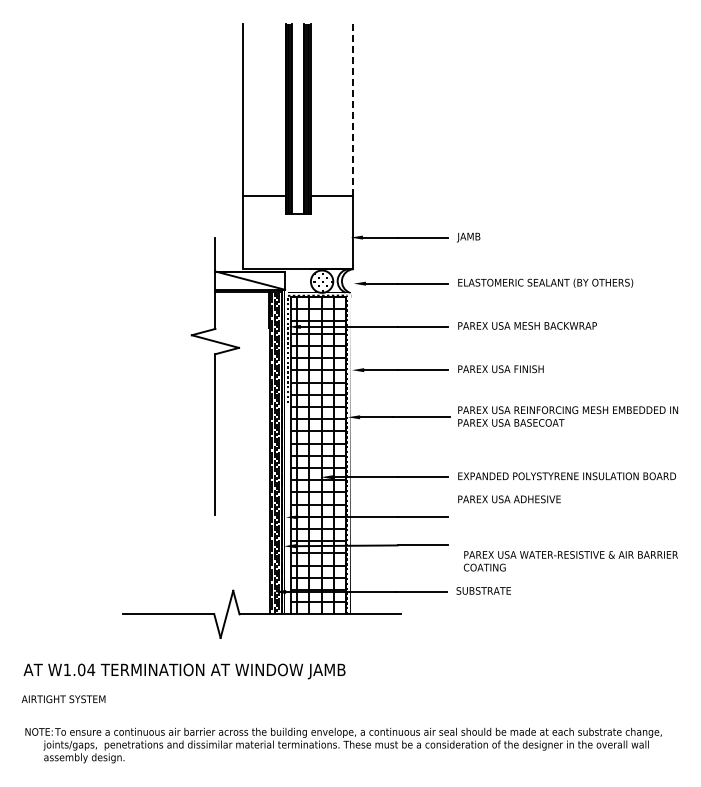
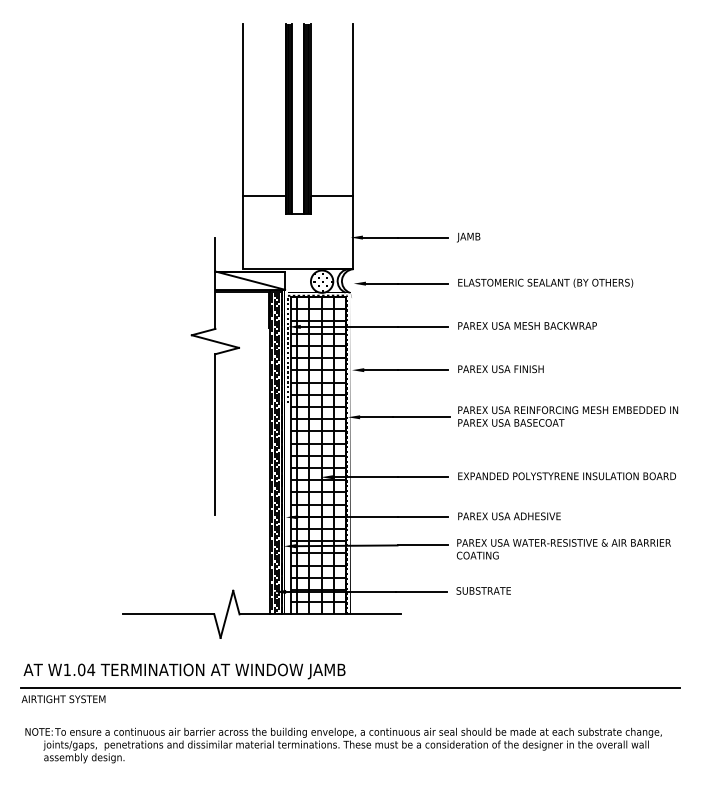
line: dashed -> solid (353, 109)
text position: (509, 499) -> (509, 516) (509, 516)
text position: (570, 561) -> (563, 549) (563, 549)
line: none -> present (350, 687)
